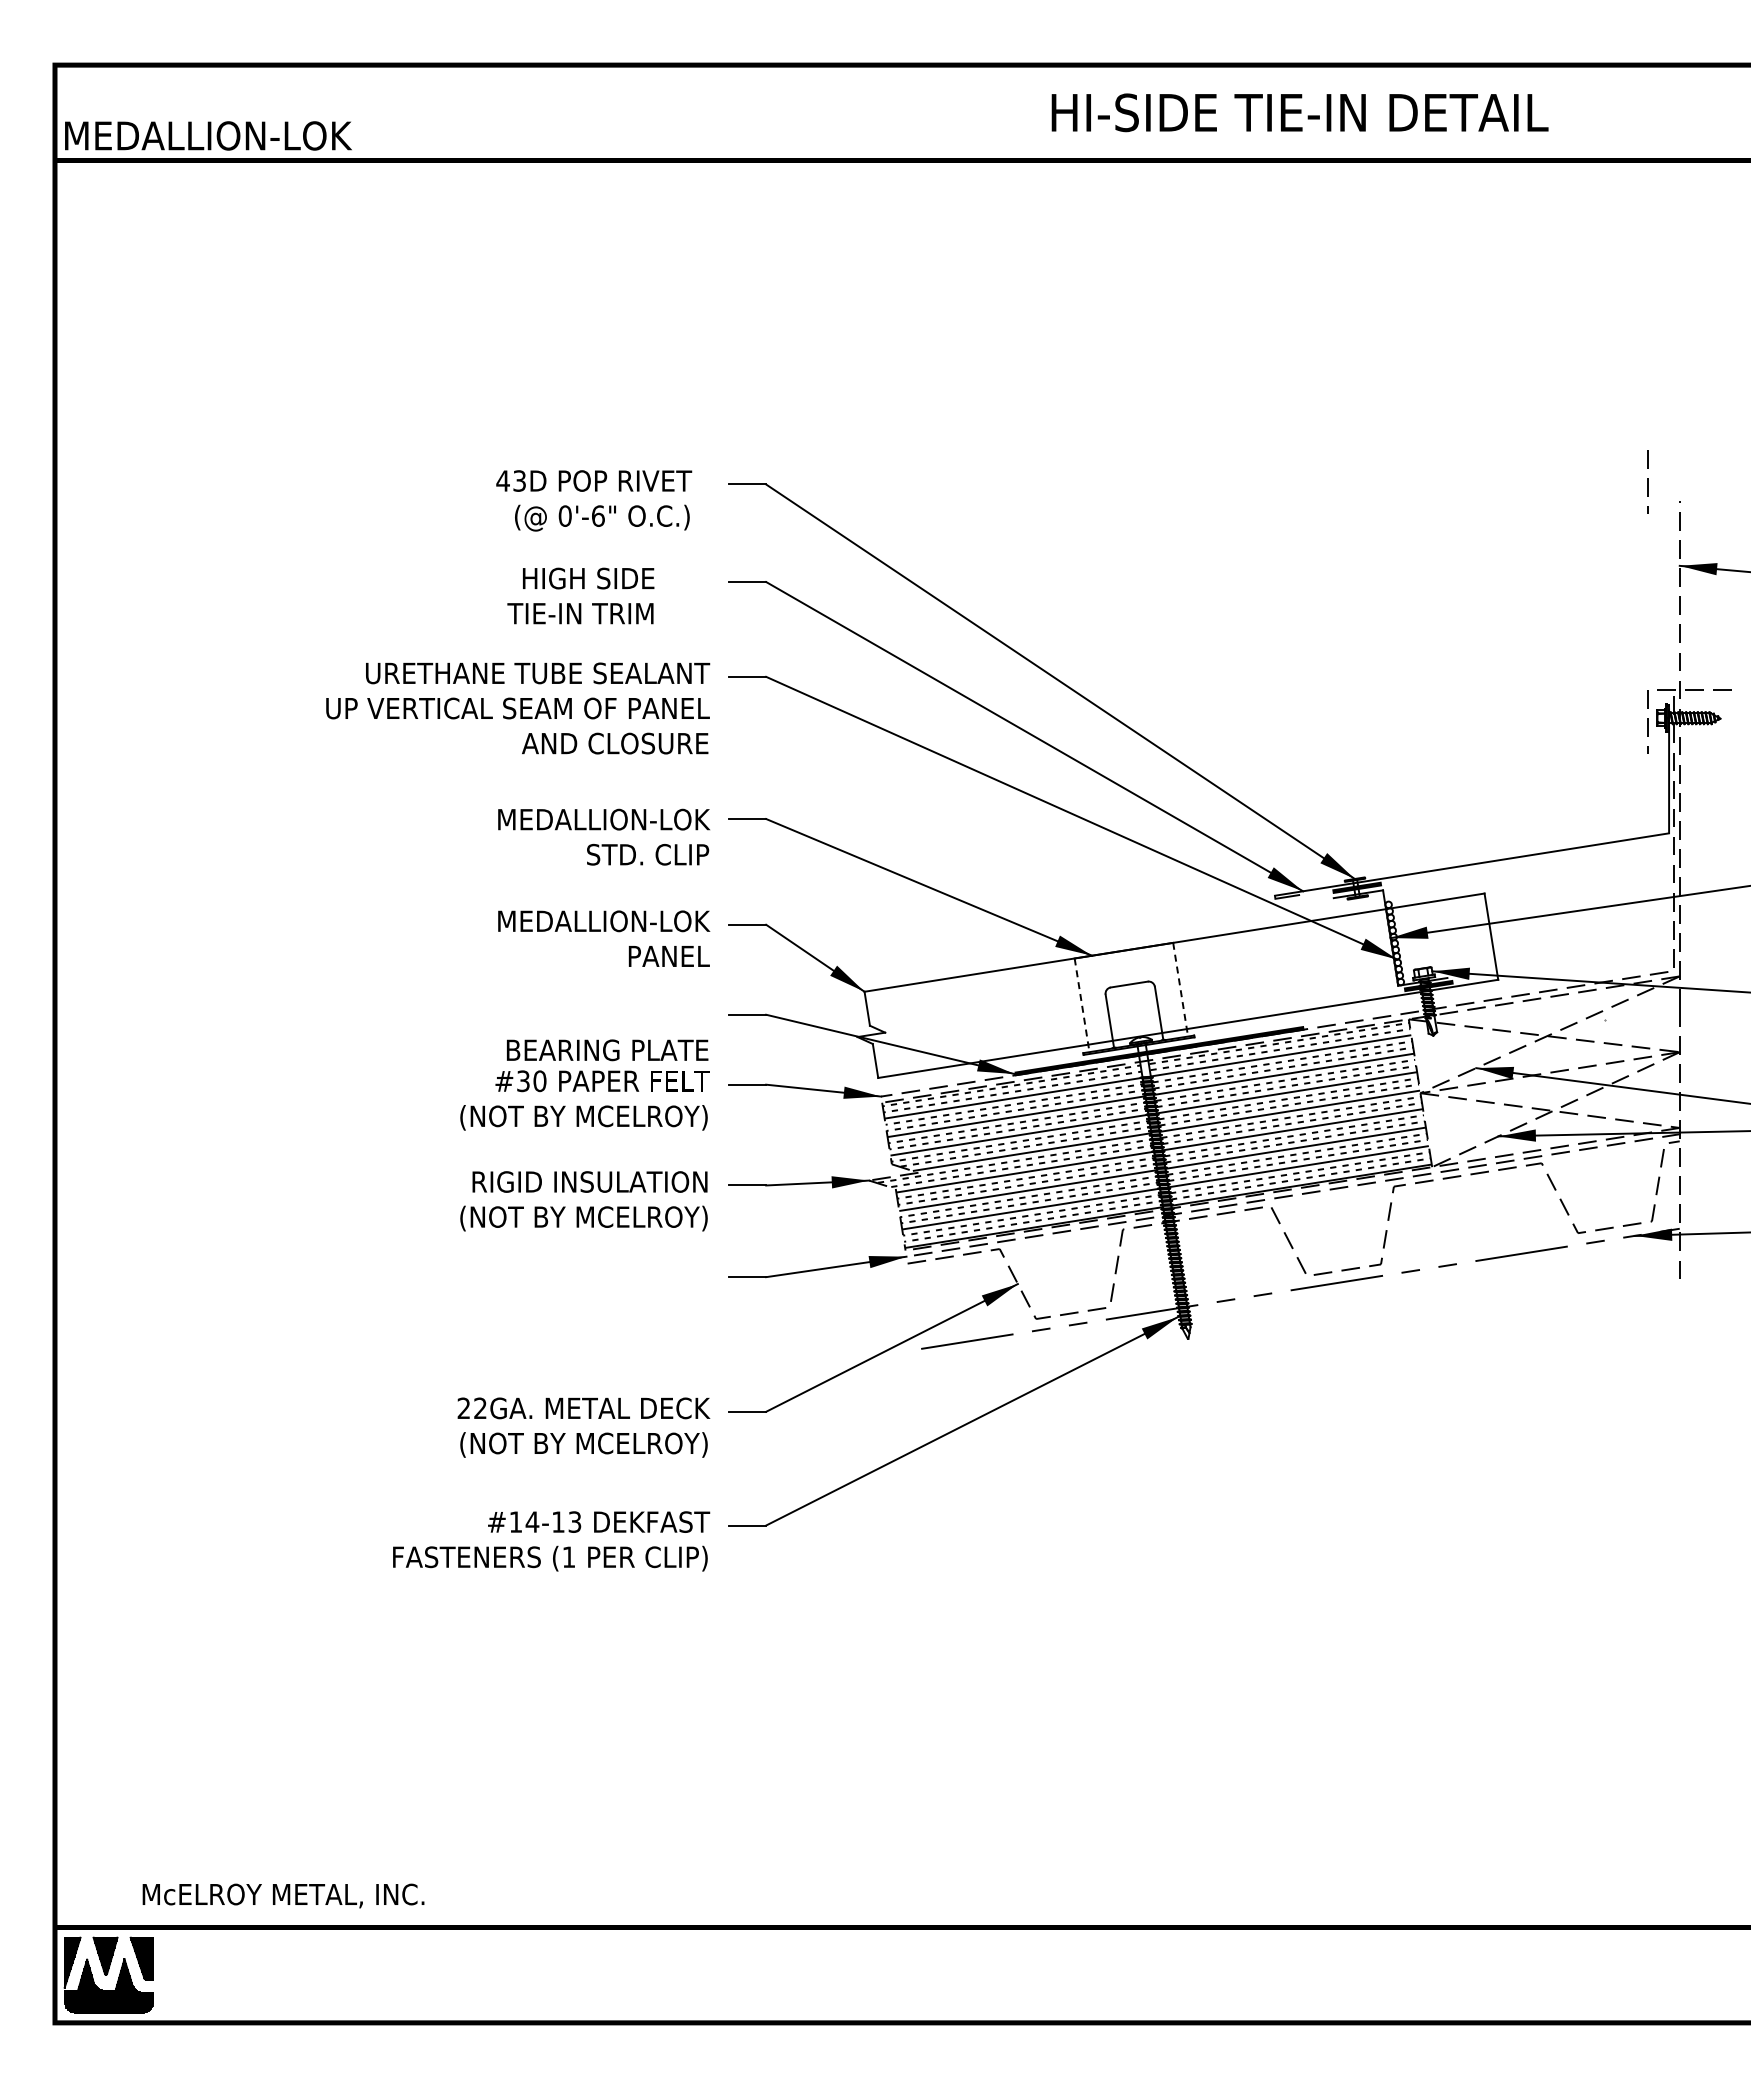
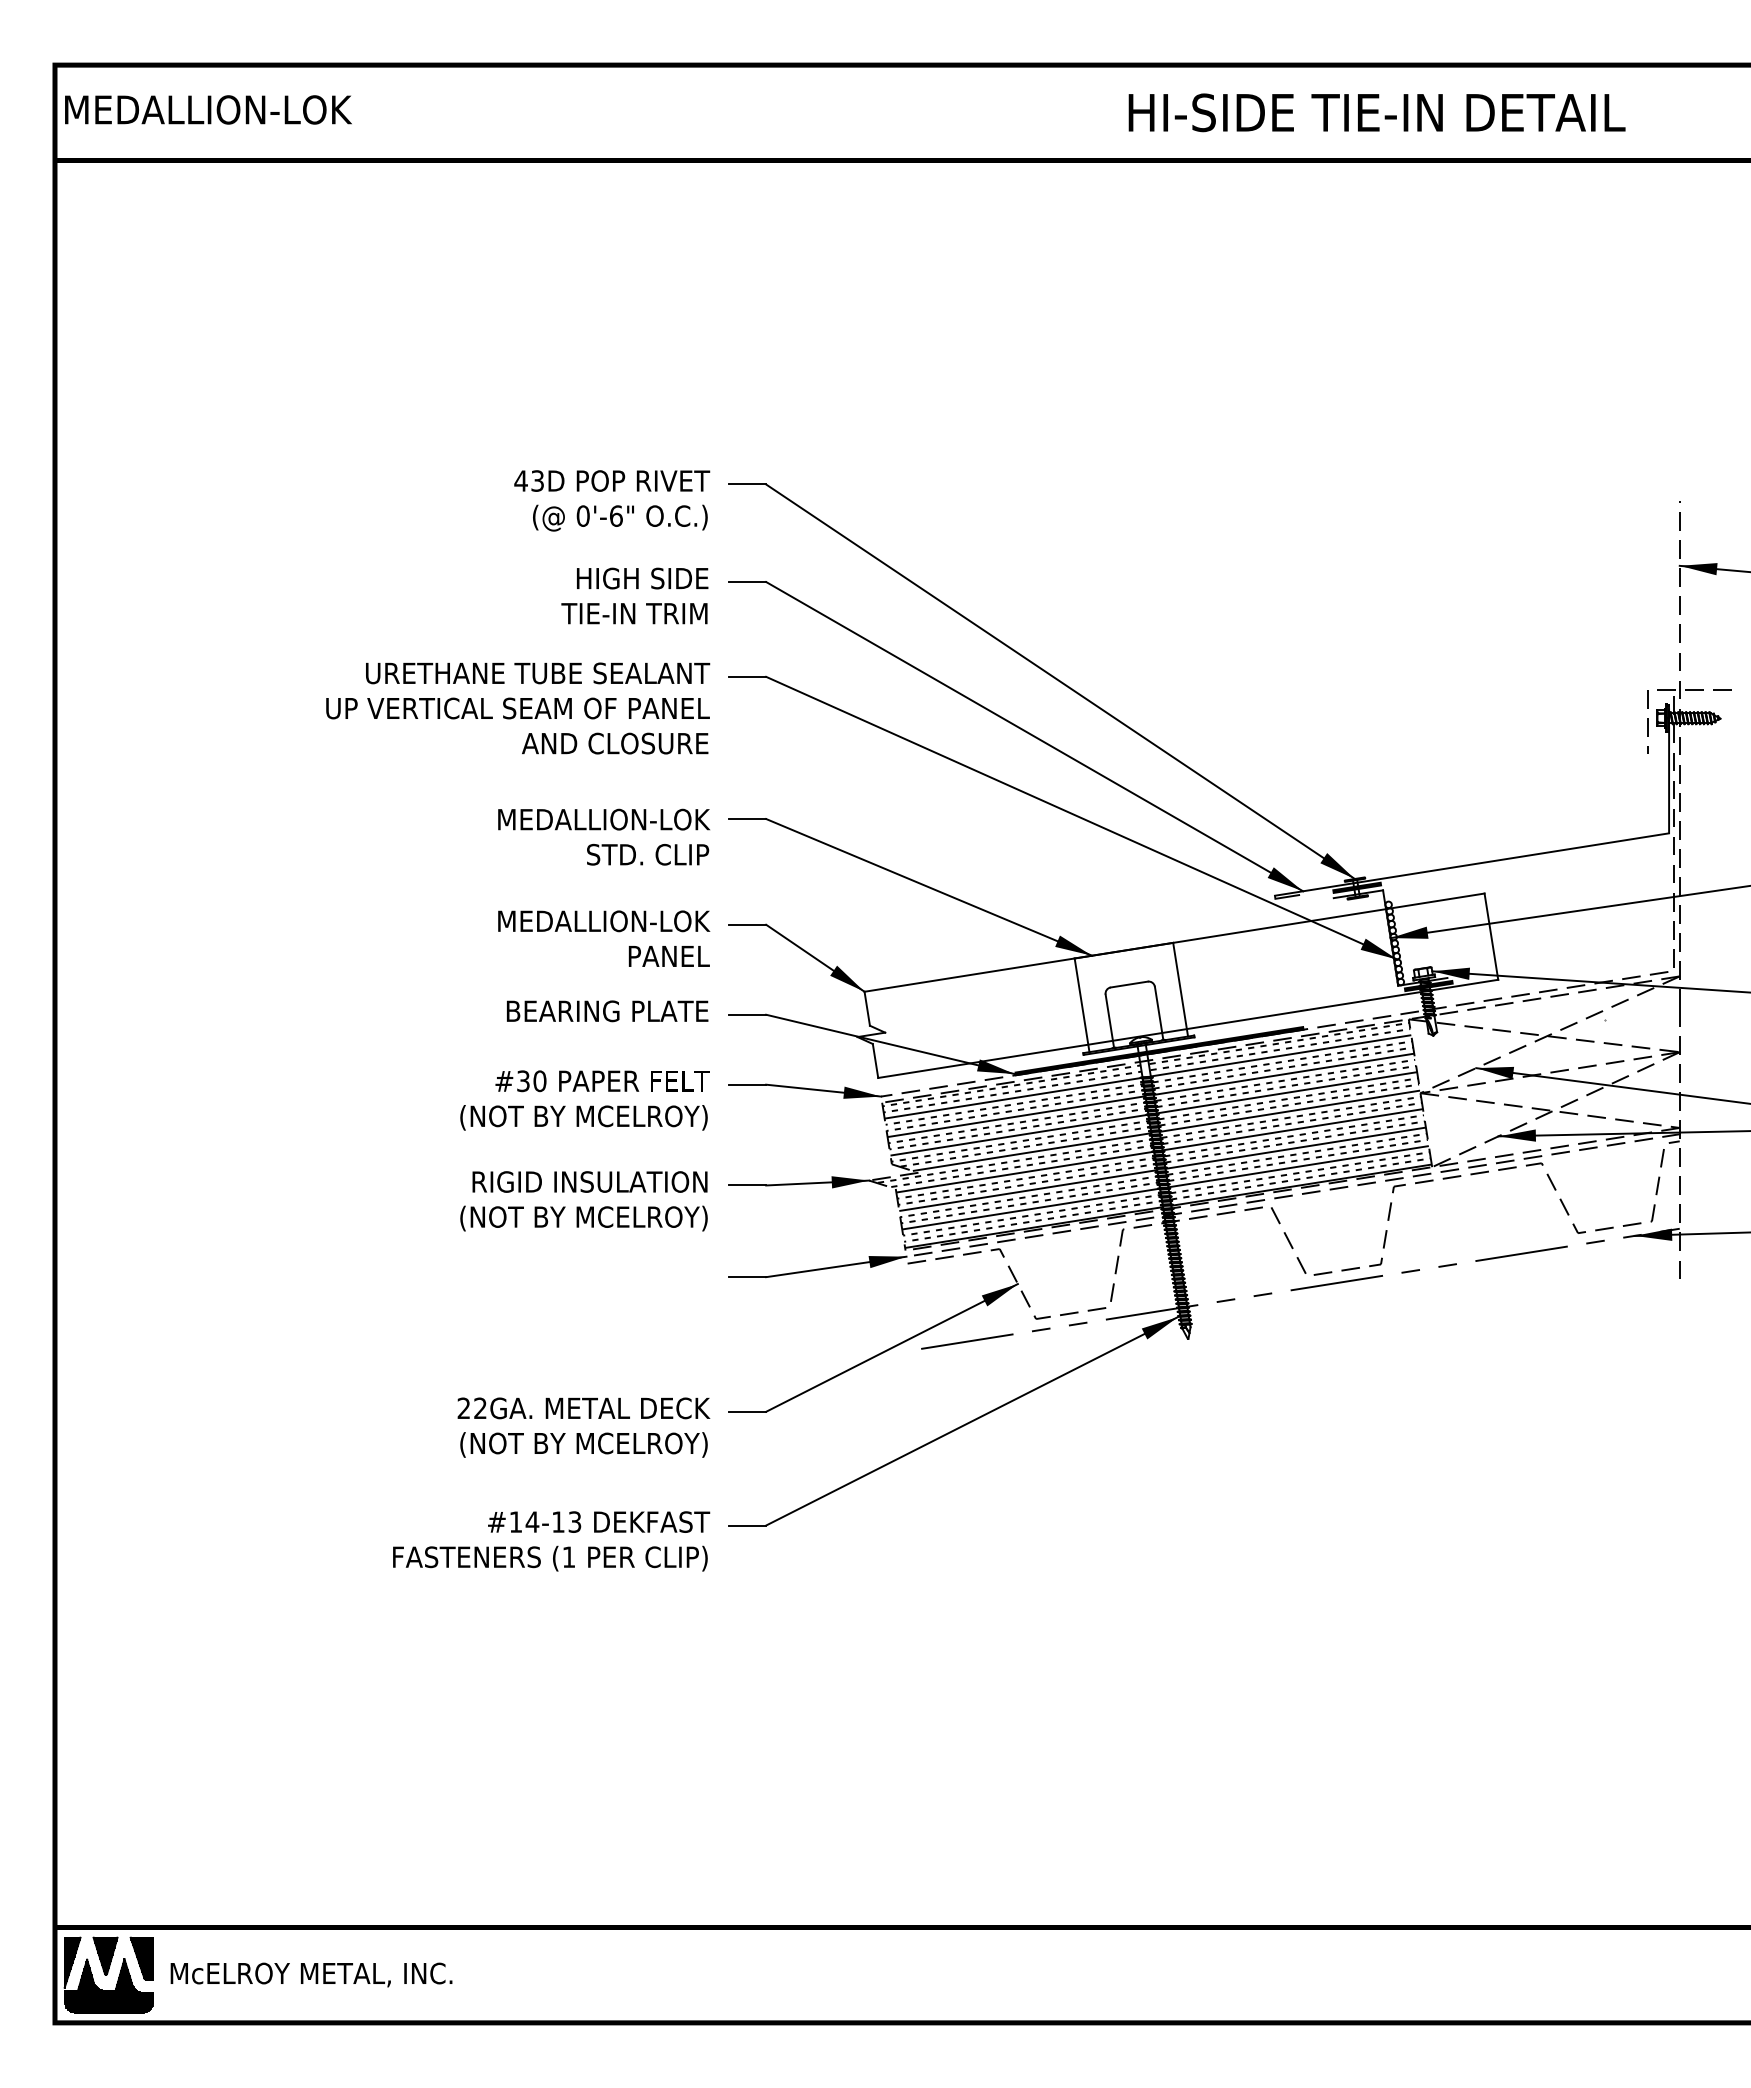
text position: (1299, 112) -> (1376, 112) (1376, 112)
text position: (208, 135) -> (208, 109) (208, 109)
line: present -> none (1647, 481)
text position: (594, 500) -> (612, 500) (612, 500)
text position: (580, 595) -> (634, 595) (634, 595)
line: dashed -> solid (1180, 990)
line: dashed -> solid (1082, 1005)
text position: (607, 1050) -> (607, 1011) (607, 1011)
text position: (283, 1895) -> (311, 1974) (311, 1974)
